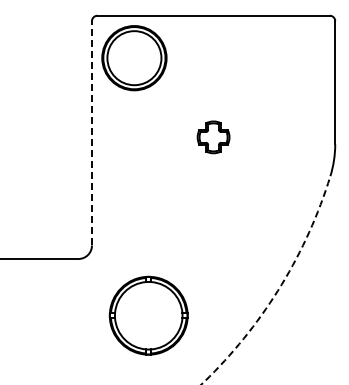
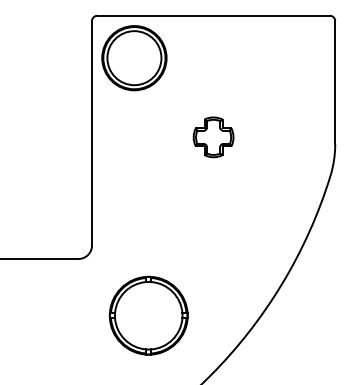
line: dashed -> solid (91, 132)
part size: 35x35 px -> 43x43 px (213, 137)
arc: dashed -> solid (279, 288)
